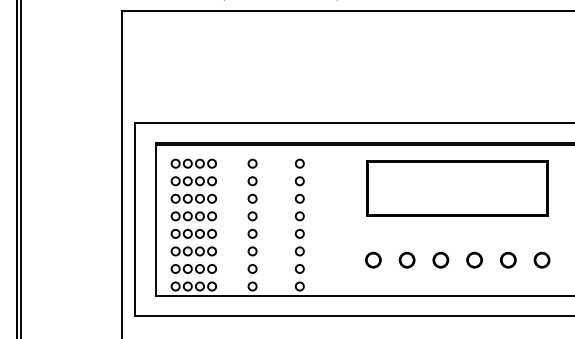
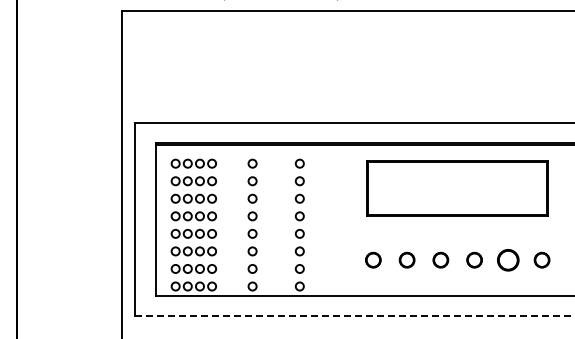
line: present -> none (20, 168)
part size: 17x18 px -> 23x23 px (508, 260)
line: solid -> dashed (355, 316)
